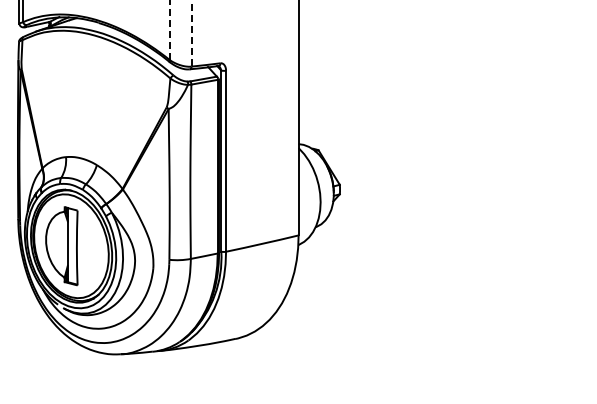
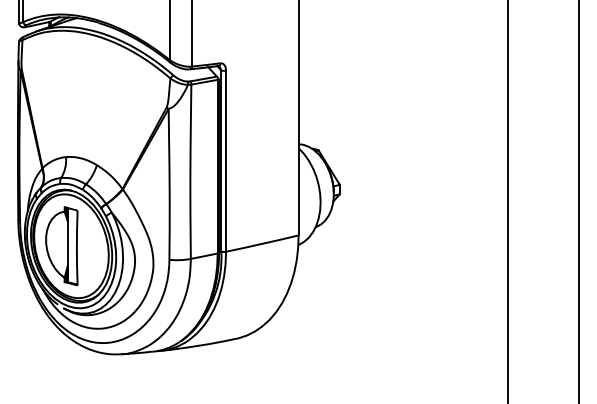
line: dashed -> solid (169, 30)
line: dashed -> solid (191, 33)
line: none -> present (508, 201)
line: none -> present (579, 201)
